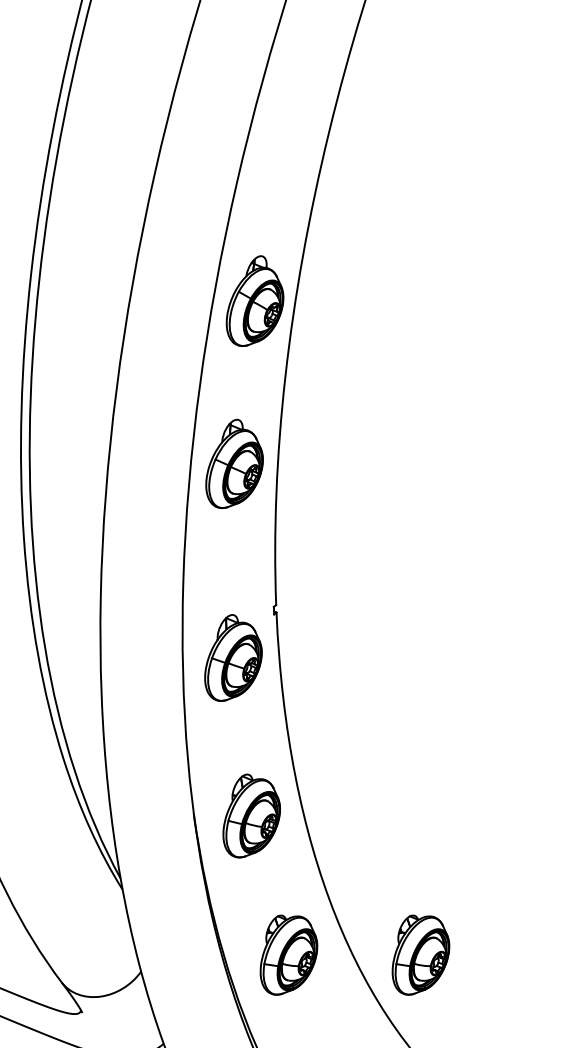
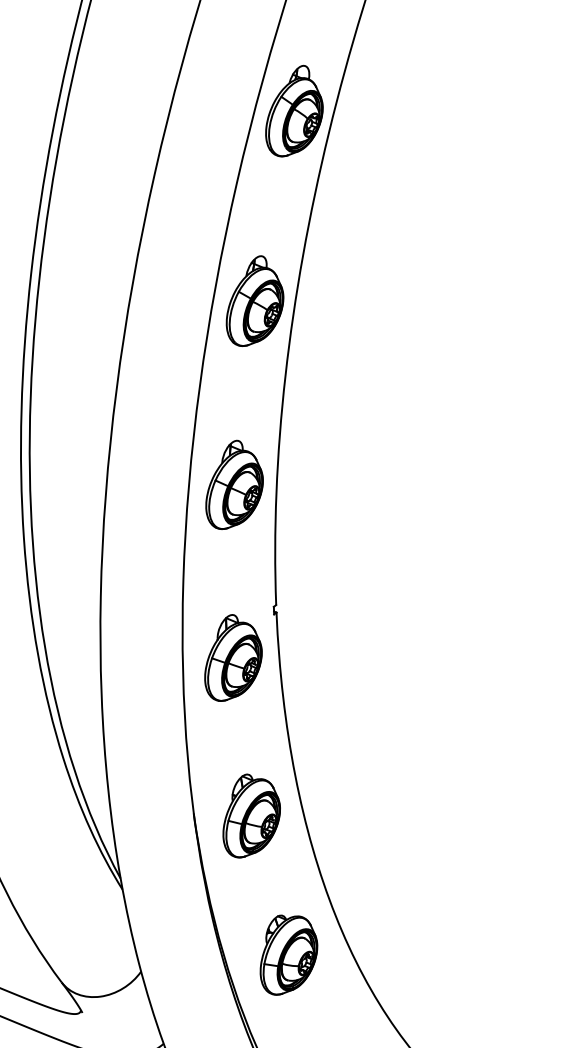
part: none -> present (294, 110)
part position: (234, 463) -> (234, 484) (234, 484)
part: present -> none (420, 954)
